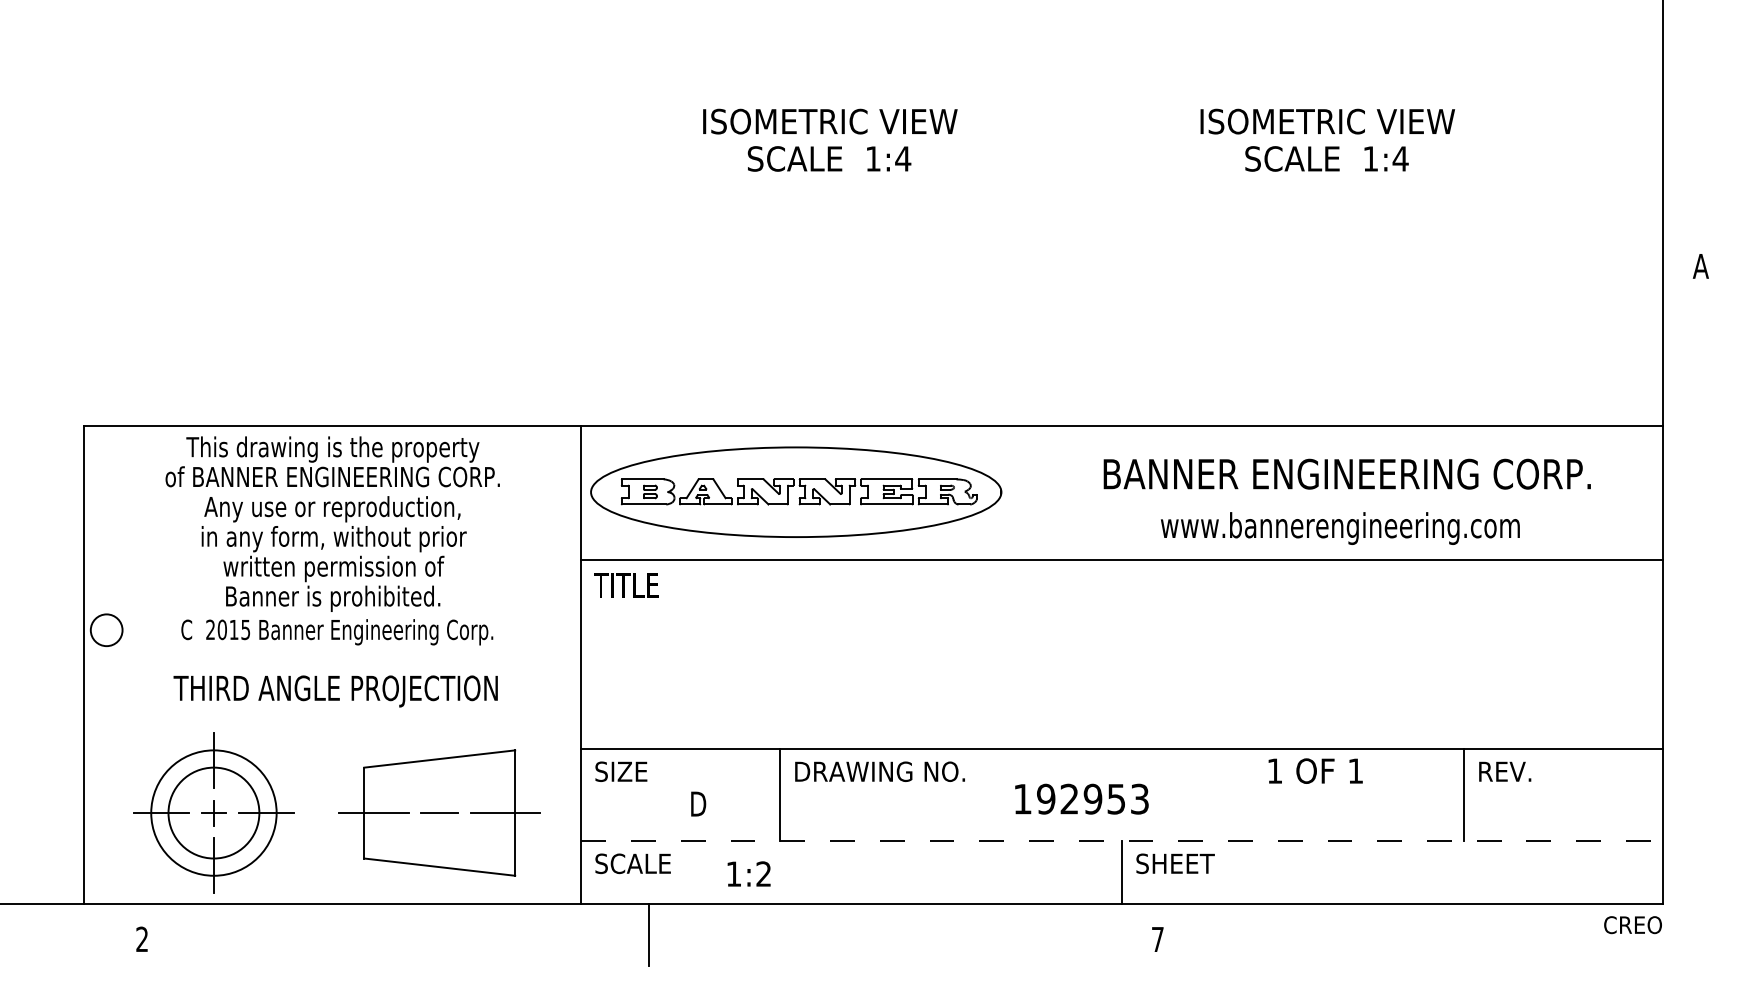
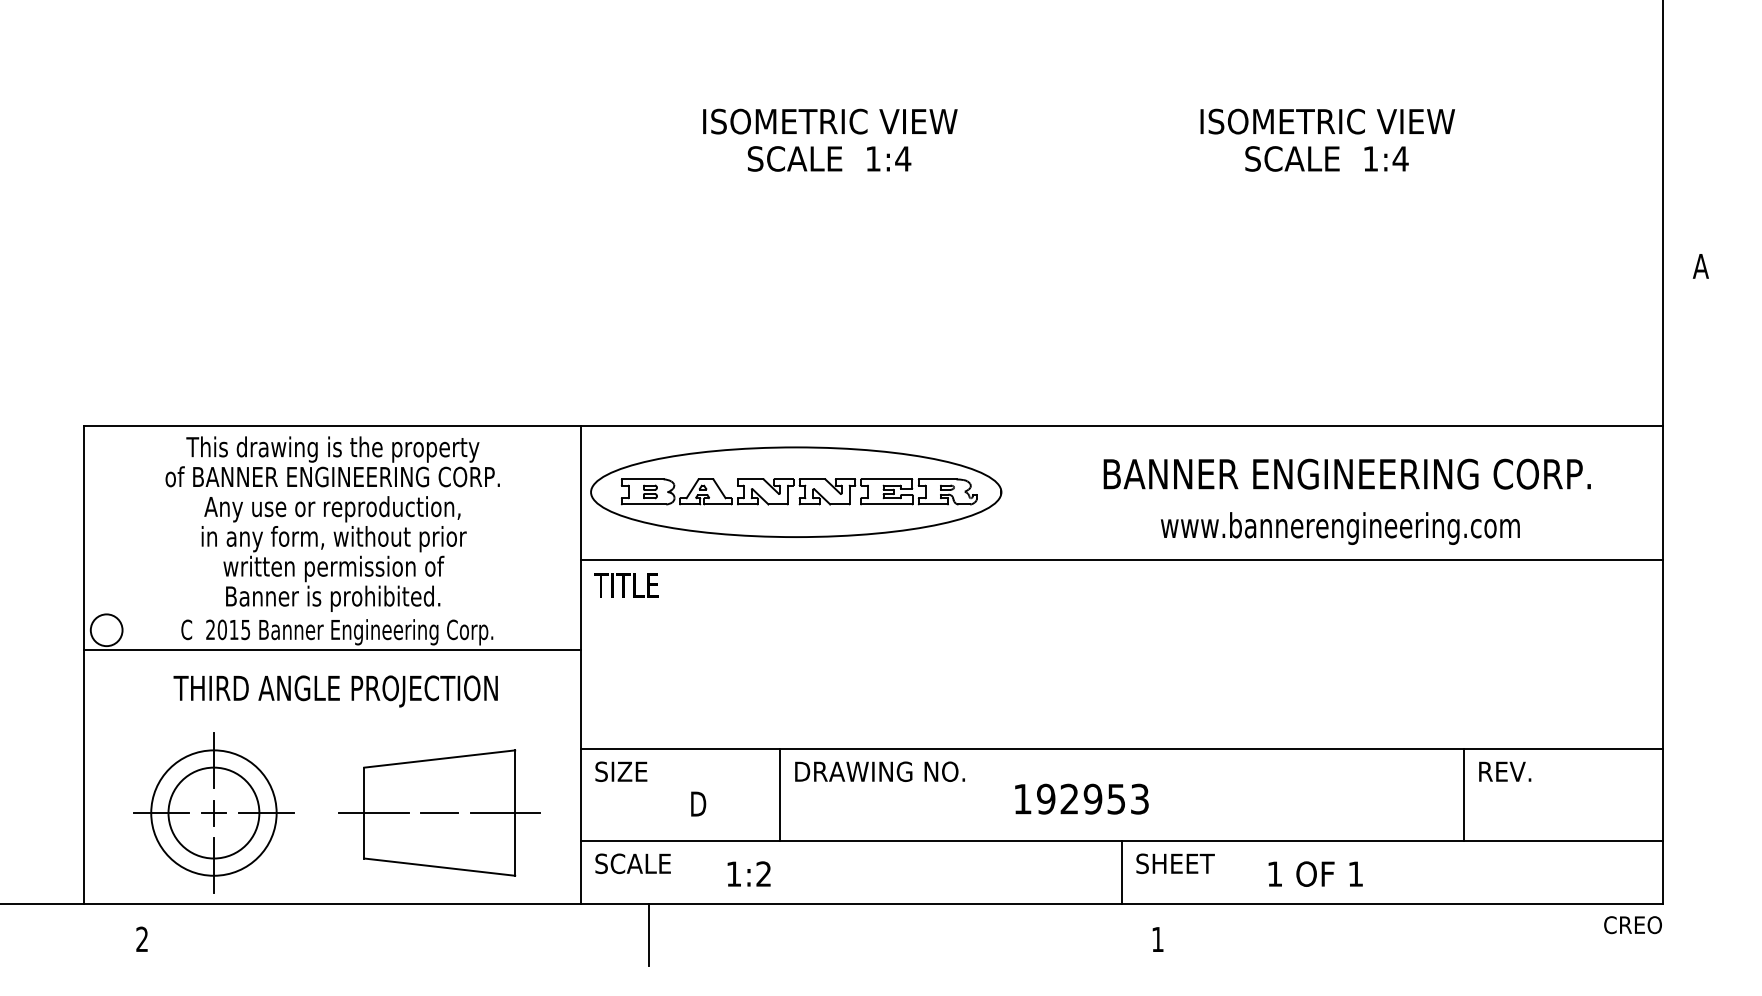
line: none -> present (332, 649)
text position: (1315, 770) -> (1315, 873) (1315, 873)
line: dashed -> solid (1122, 841)
text: 7 -> 1 (1157, 939)
